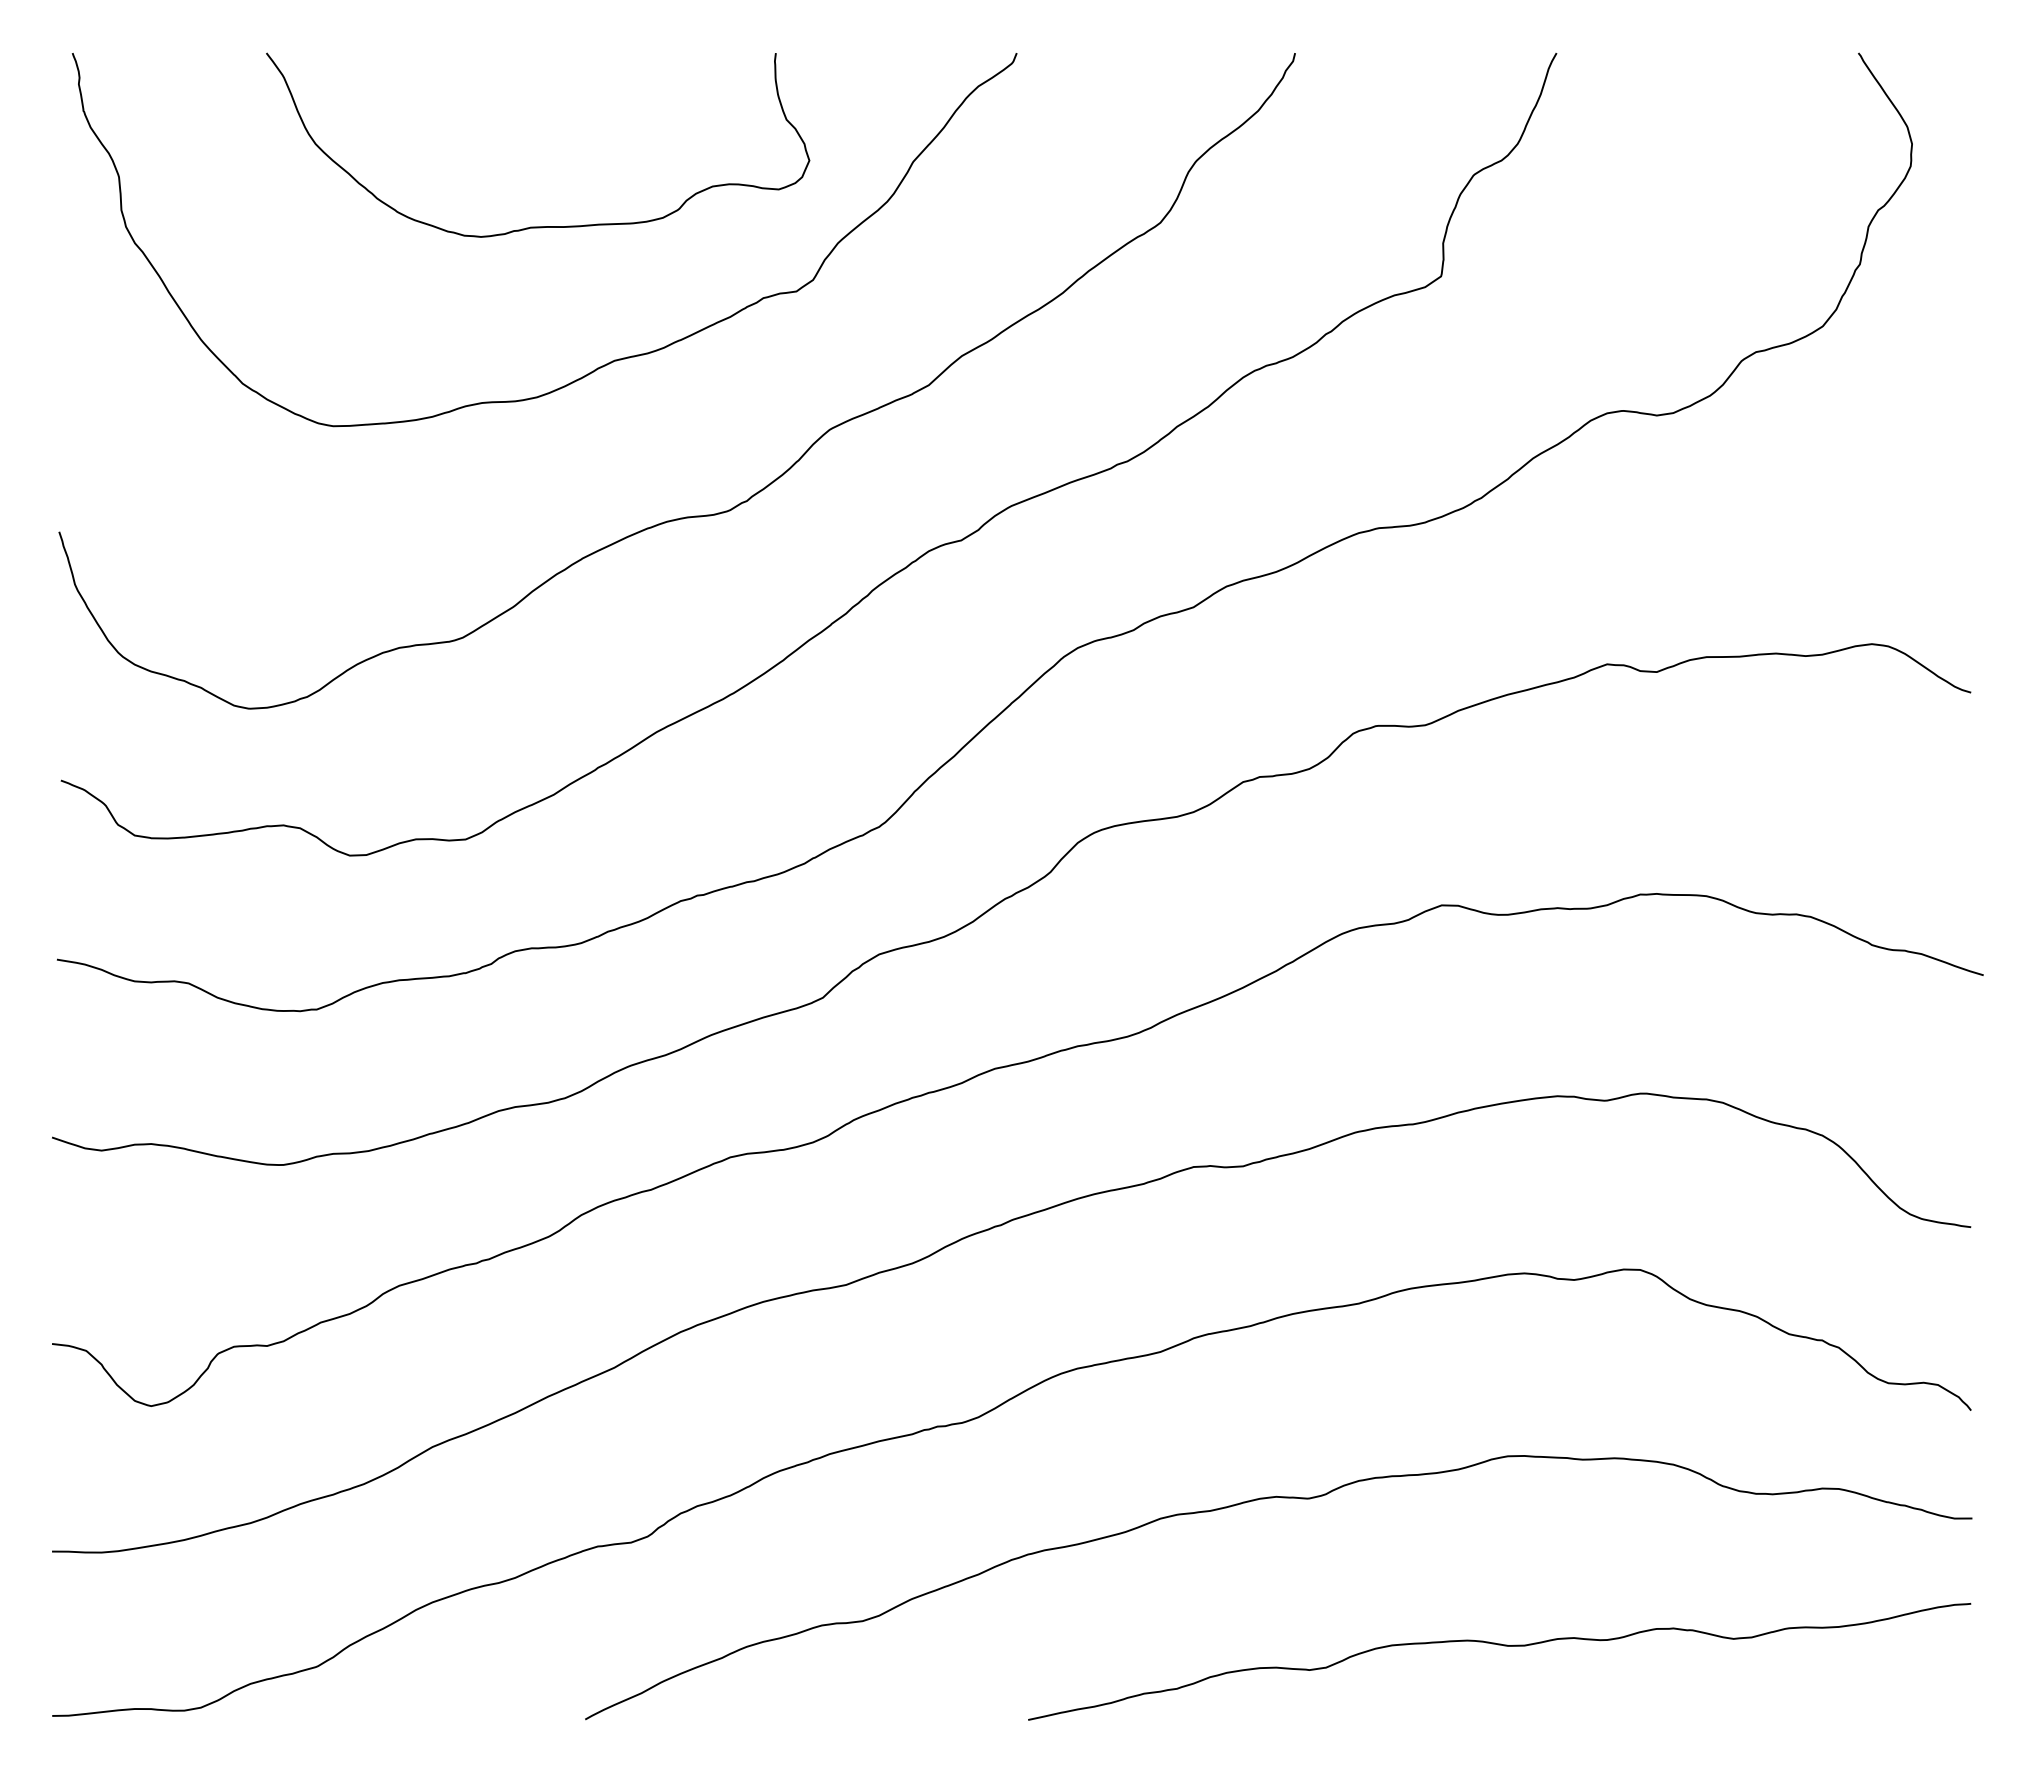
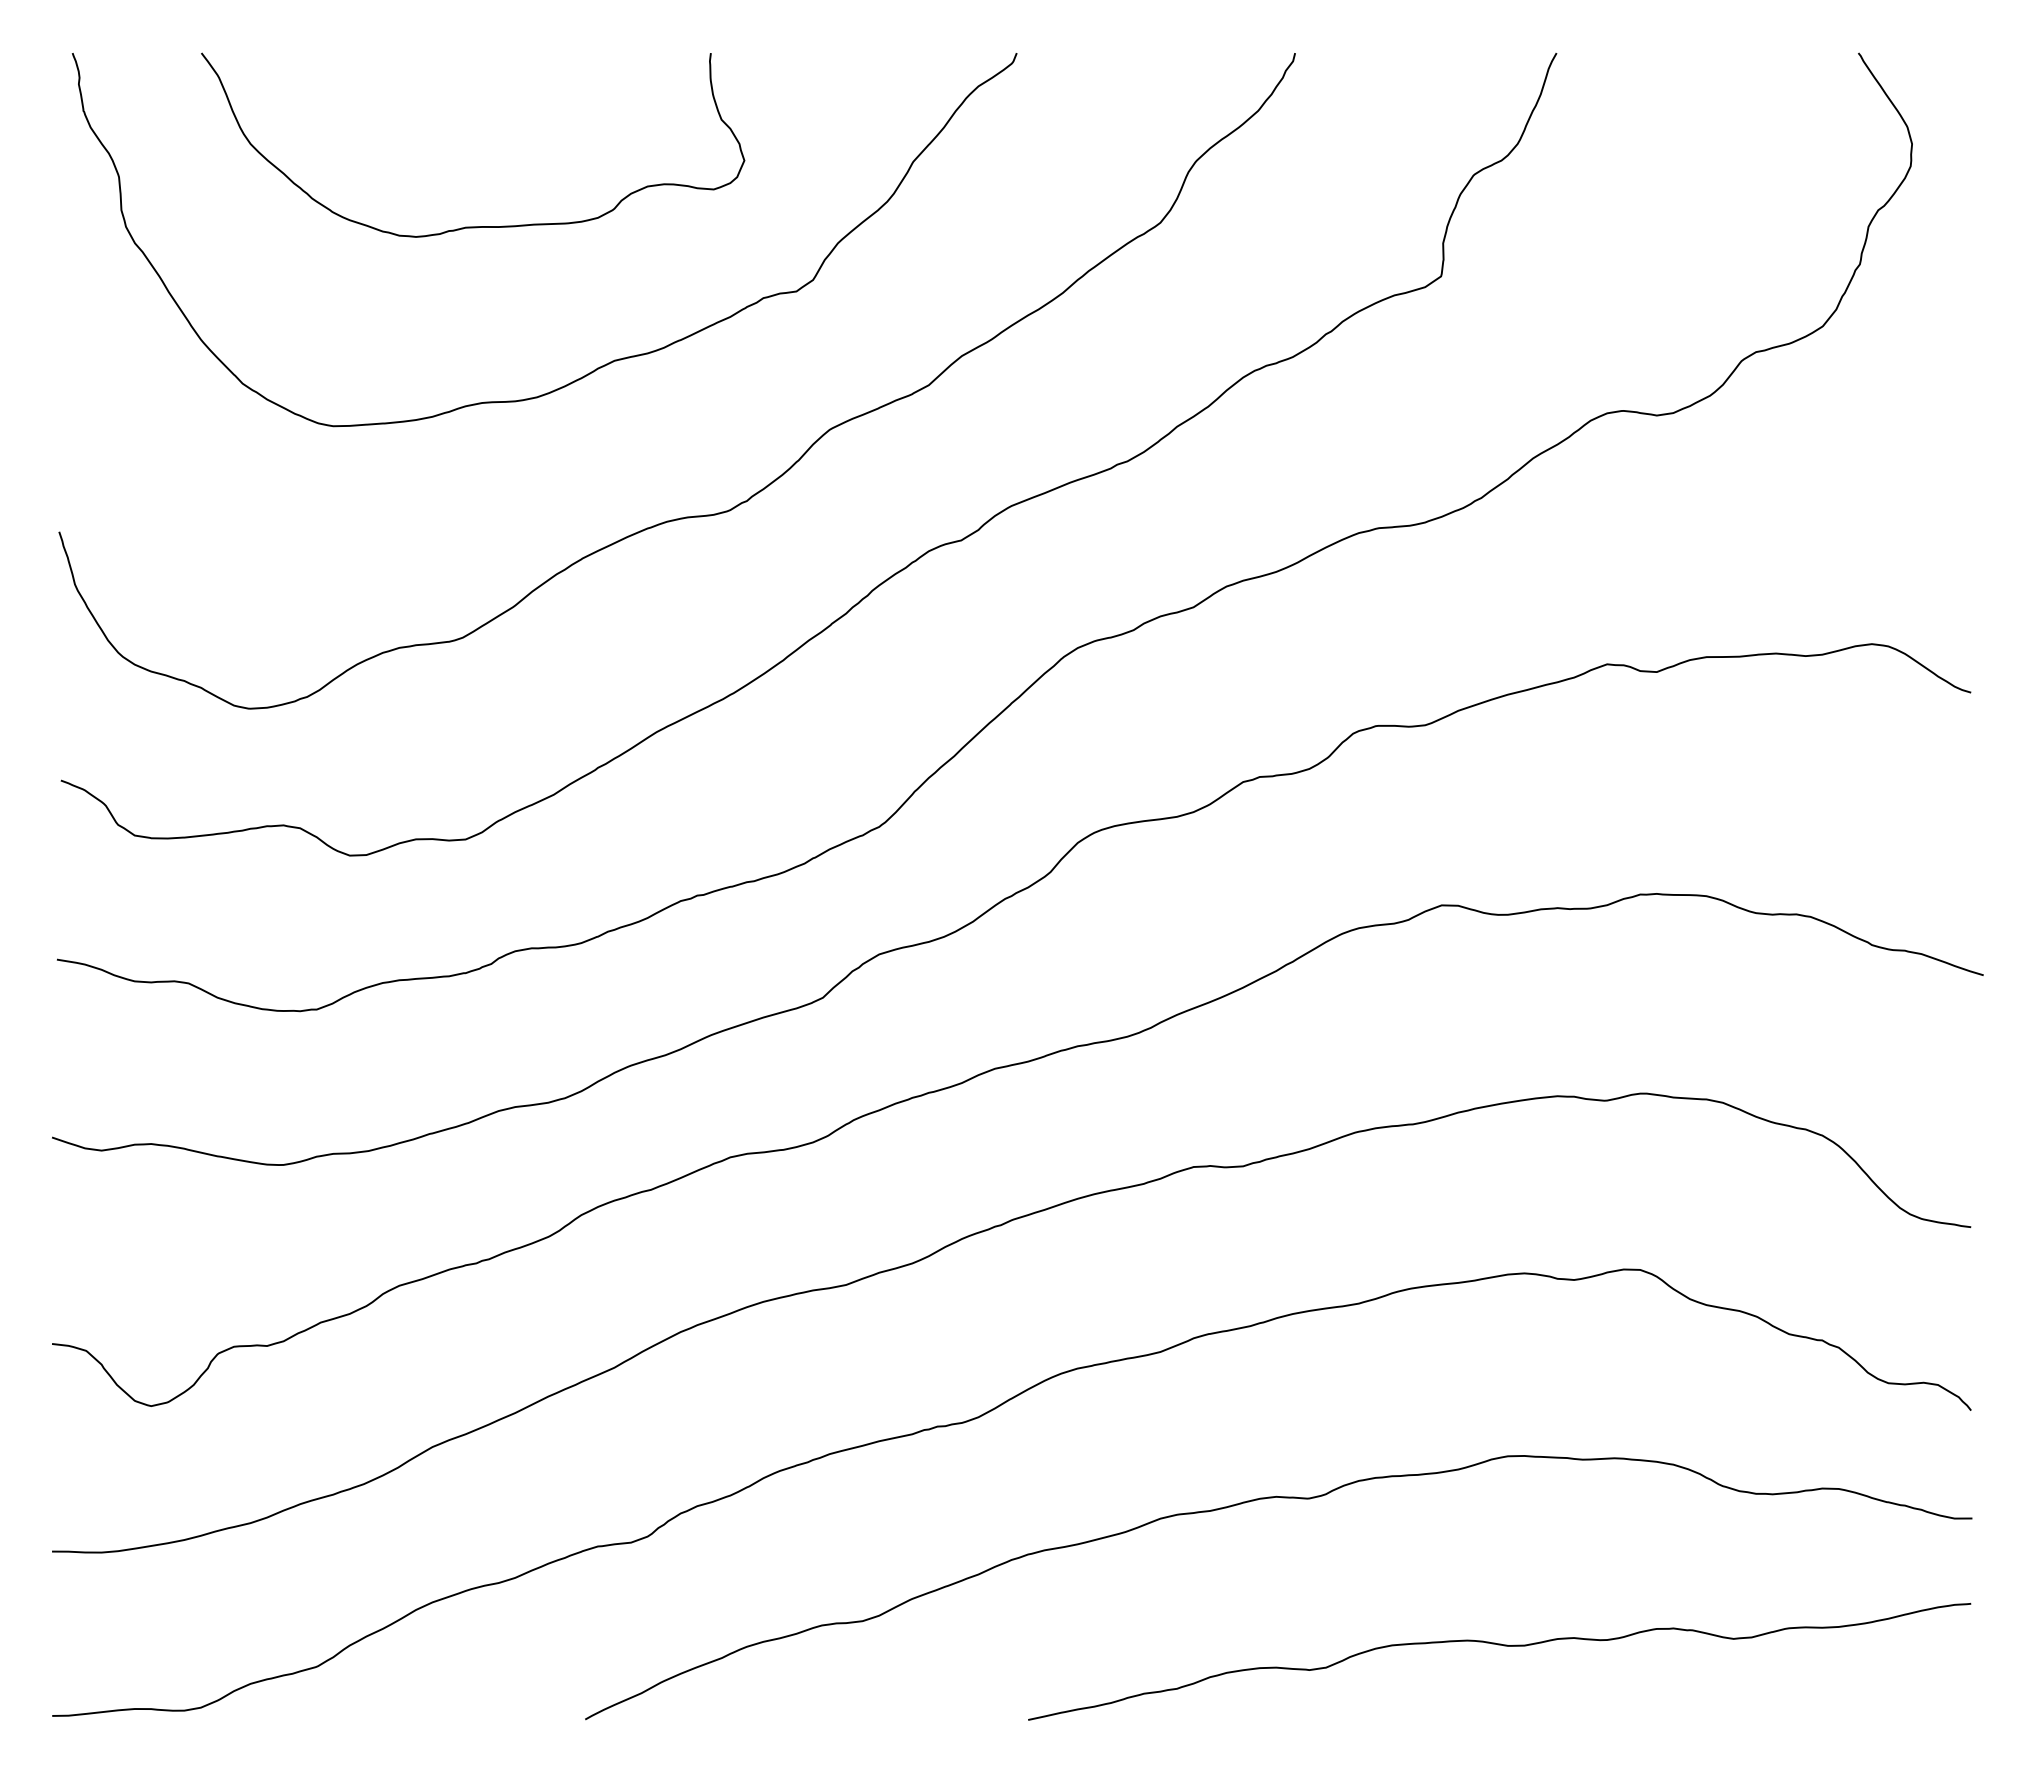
curve position: (538, 226) -> (473, 226) (473, 226)
